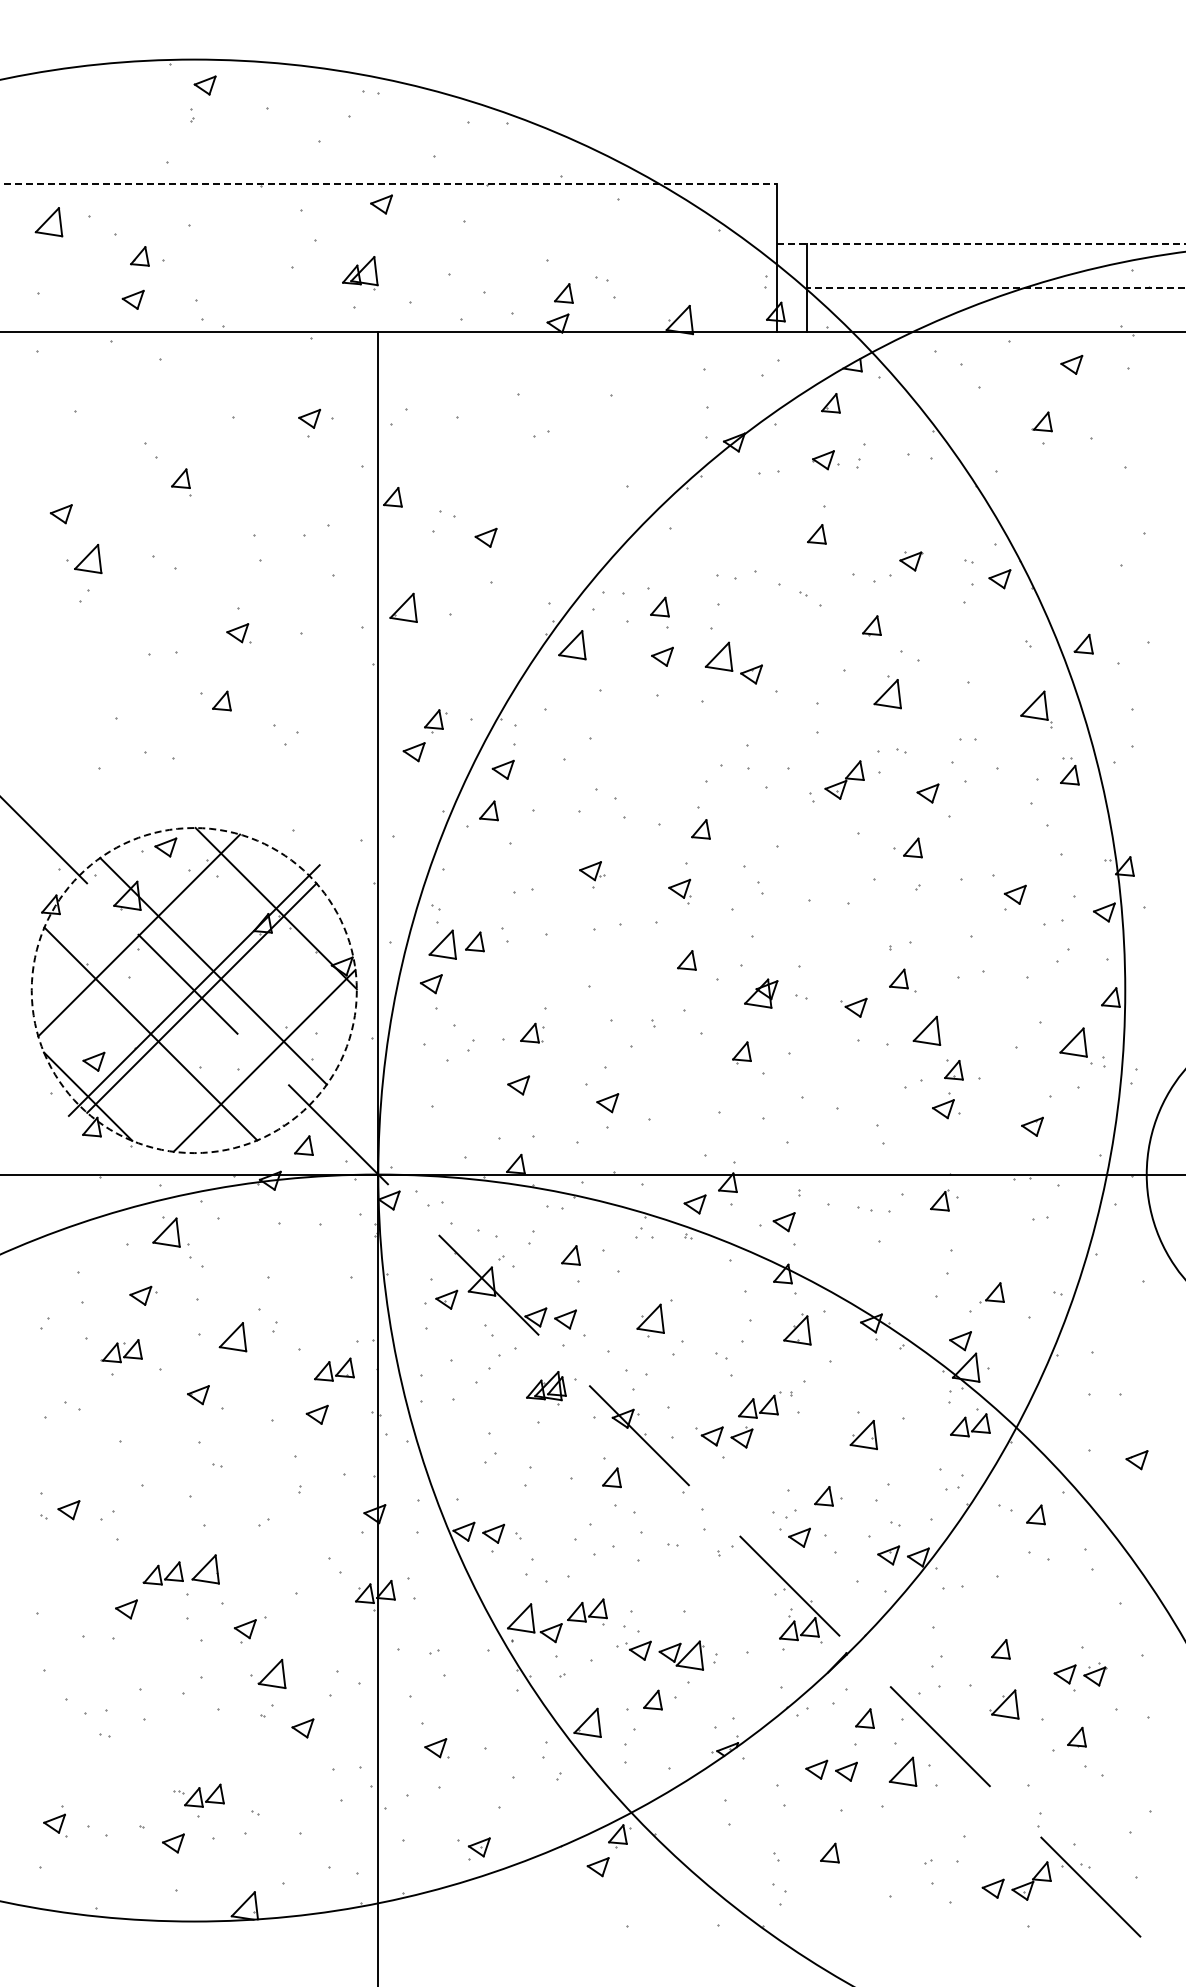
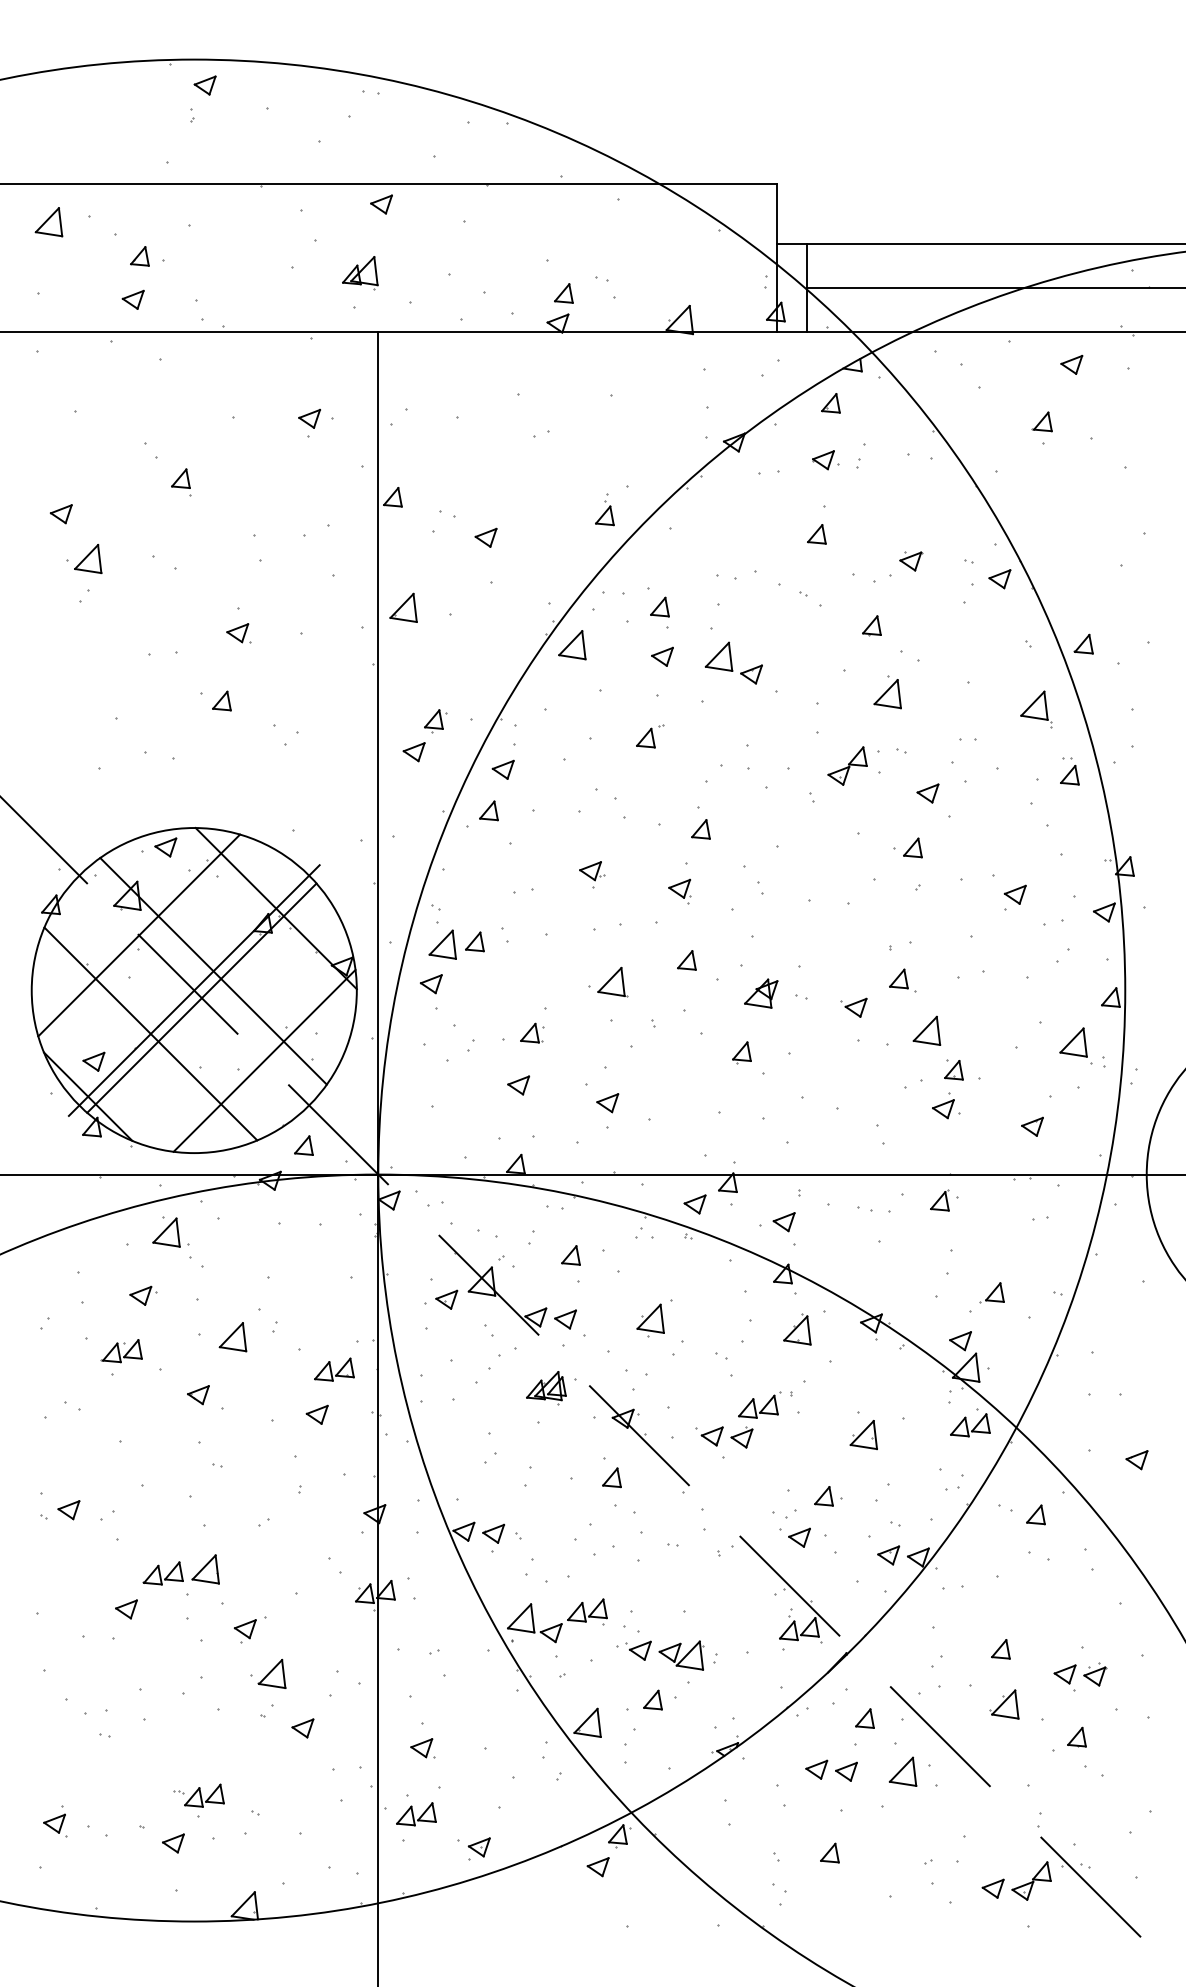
line: dashed -> solid (389, 184)
line: dashed -> solid (981, 243)
line: dashed -> solid (995, 287)
part: none -> present (604, 509)
part: none -> present (650, 736)
part position: (844, 779) -> (847, 765) (847, 765)
part: none -> present (612, 981)
circle: dashed -> solid (193, 990)
part position: (436, 1748) -> (422, 1748) (422, 1748)
part: none -> present (416, 1814)
